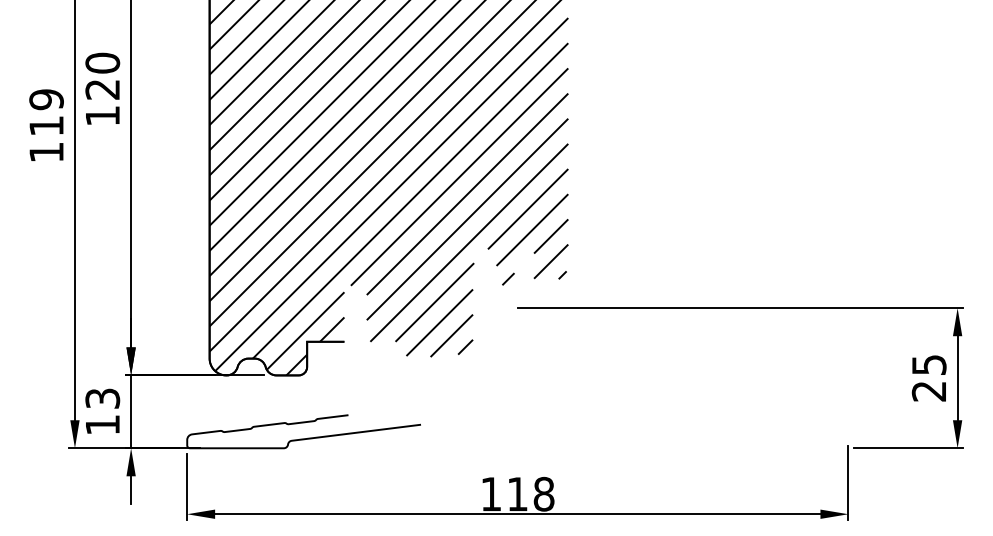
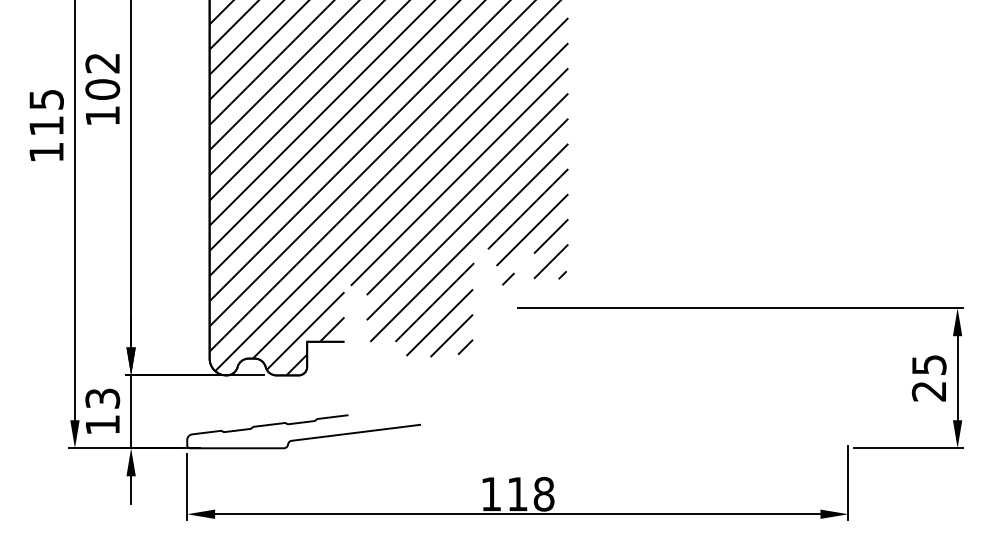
text: 120 -> 102 (102, 75)
text: 119 -> 115 (46, 99)
